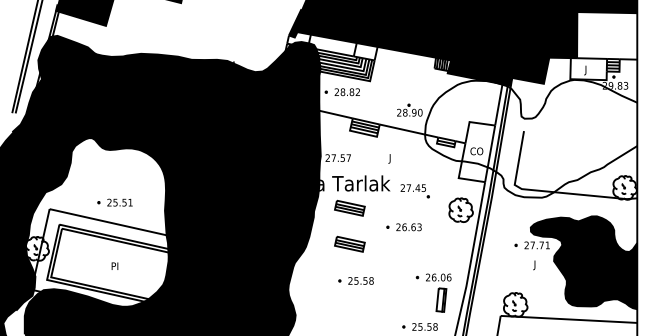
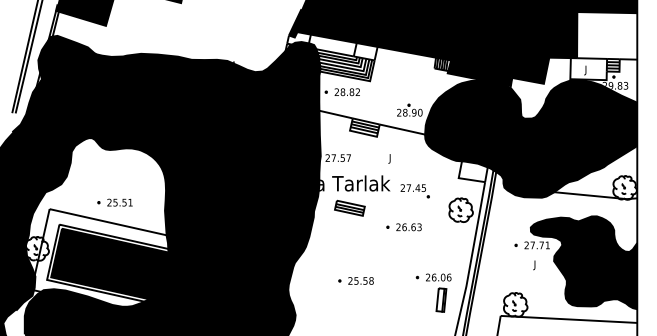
fill: none -> present (531, 138)
part: present -> none (349, 243)
fill: none -> present (115, 265)
part: present -> none (419, 326)
